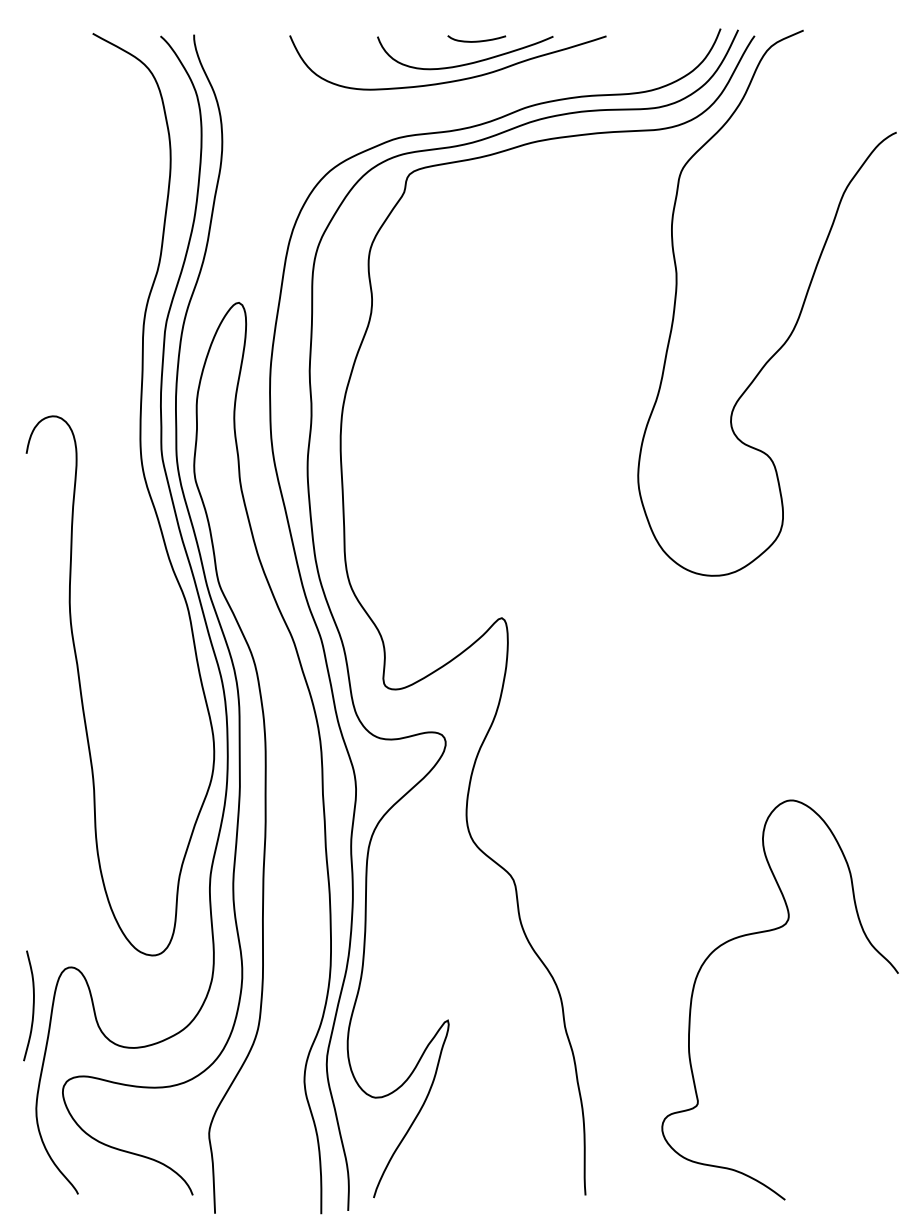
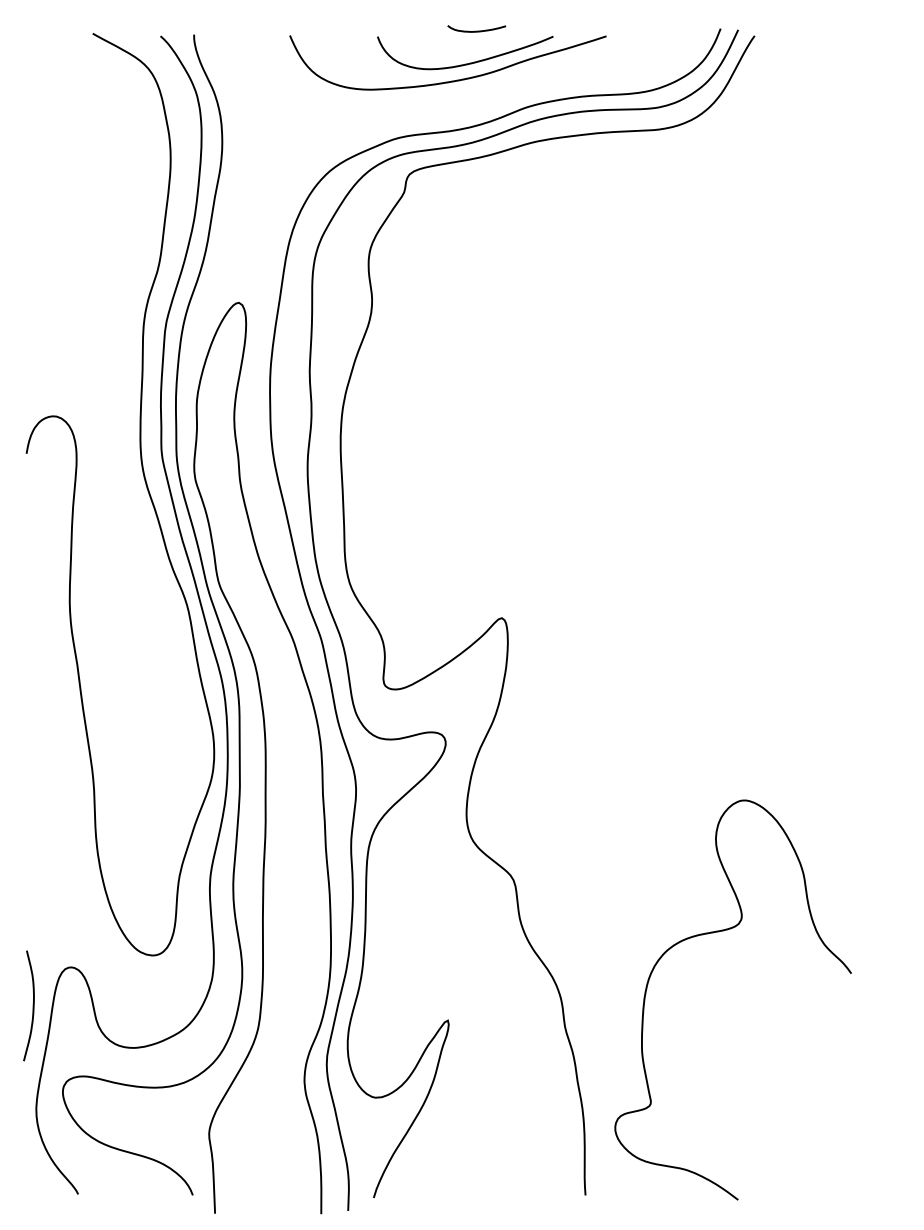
curve position: (476, 40) -> (476, 30) (476, 30)
curve: present -> none (799, 312)
curve position: (766, 932) -> (719, 932) (719, 932)
